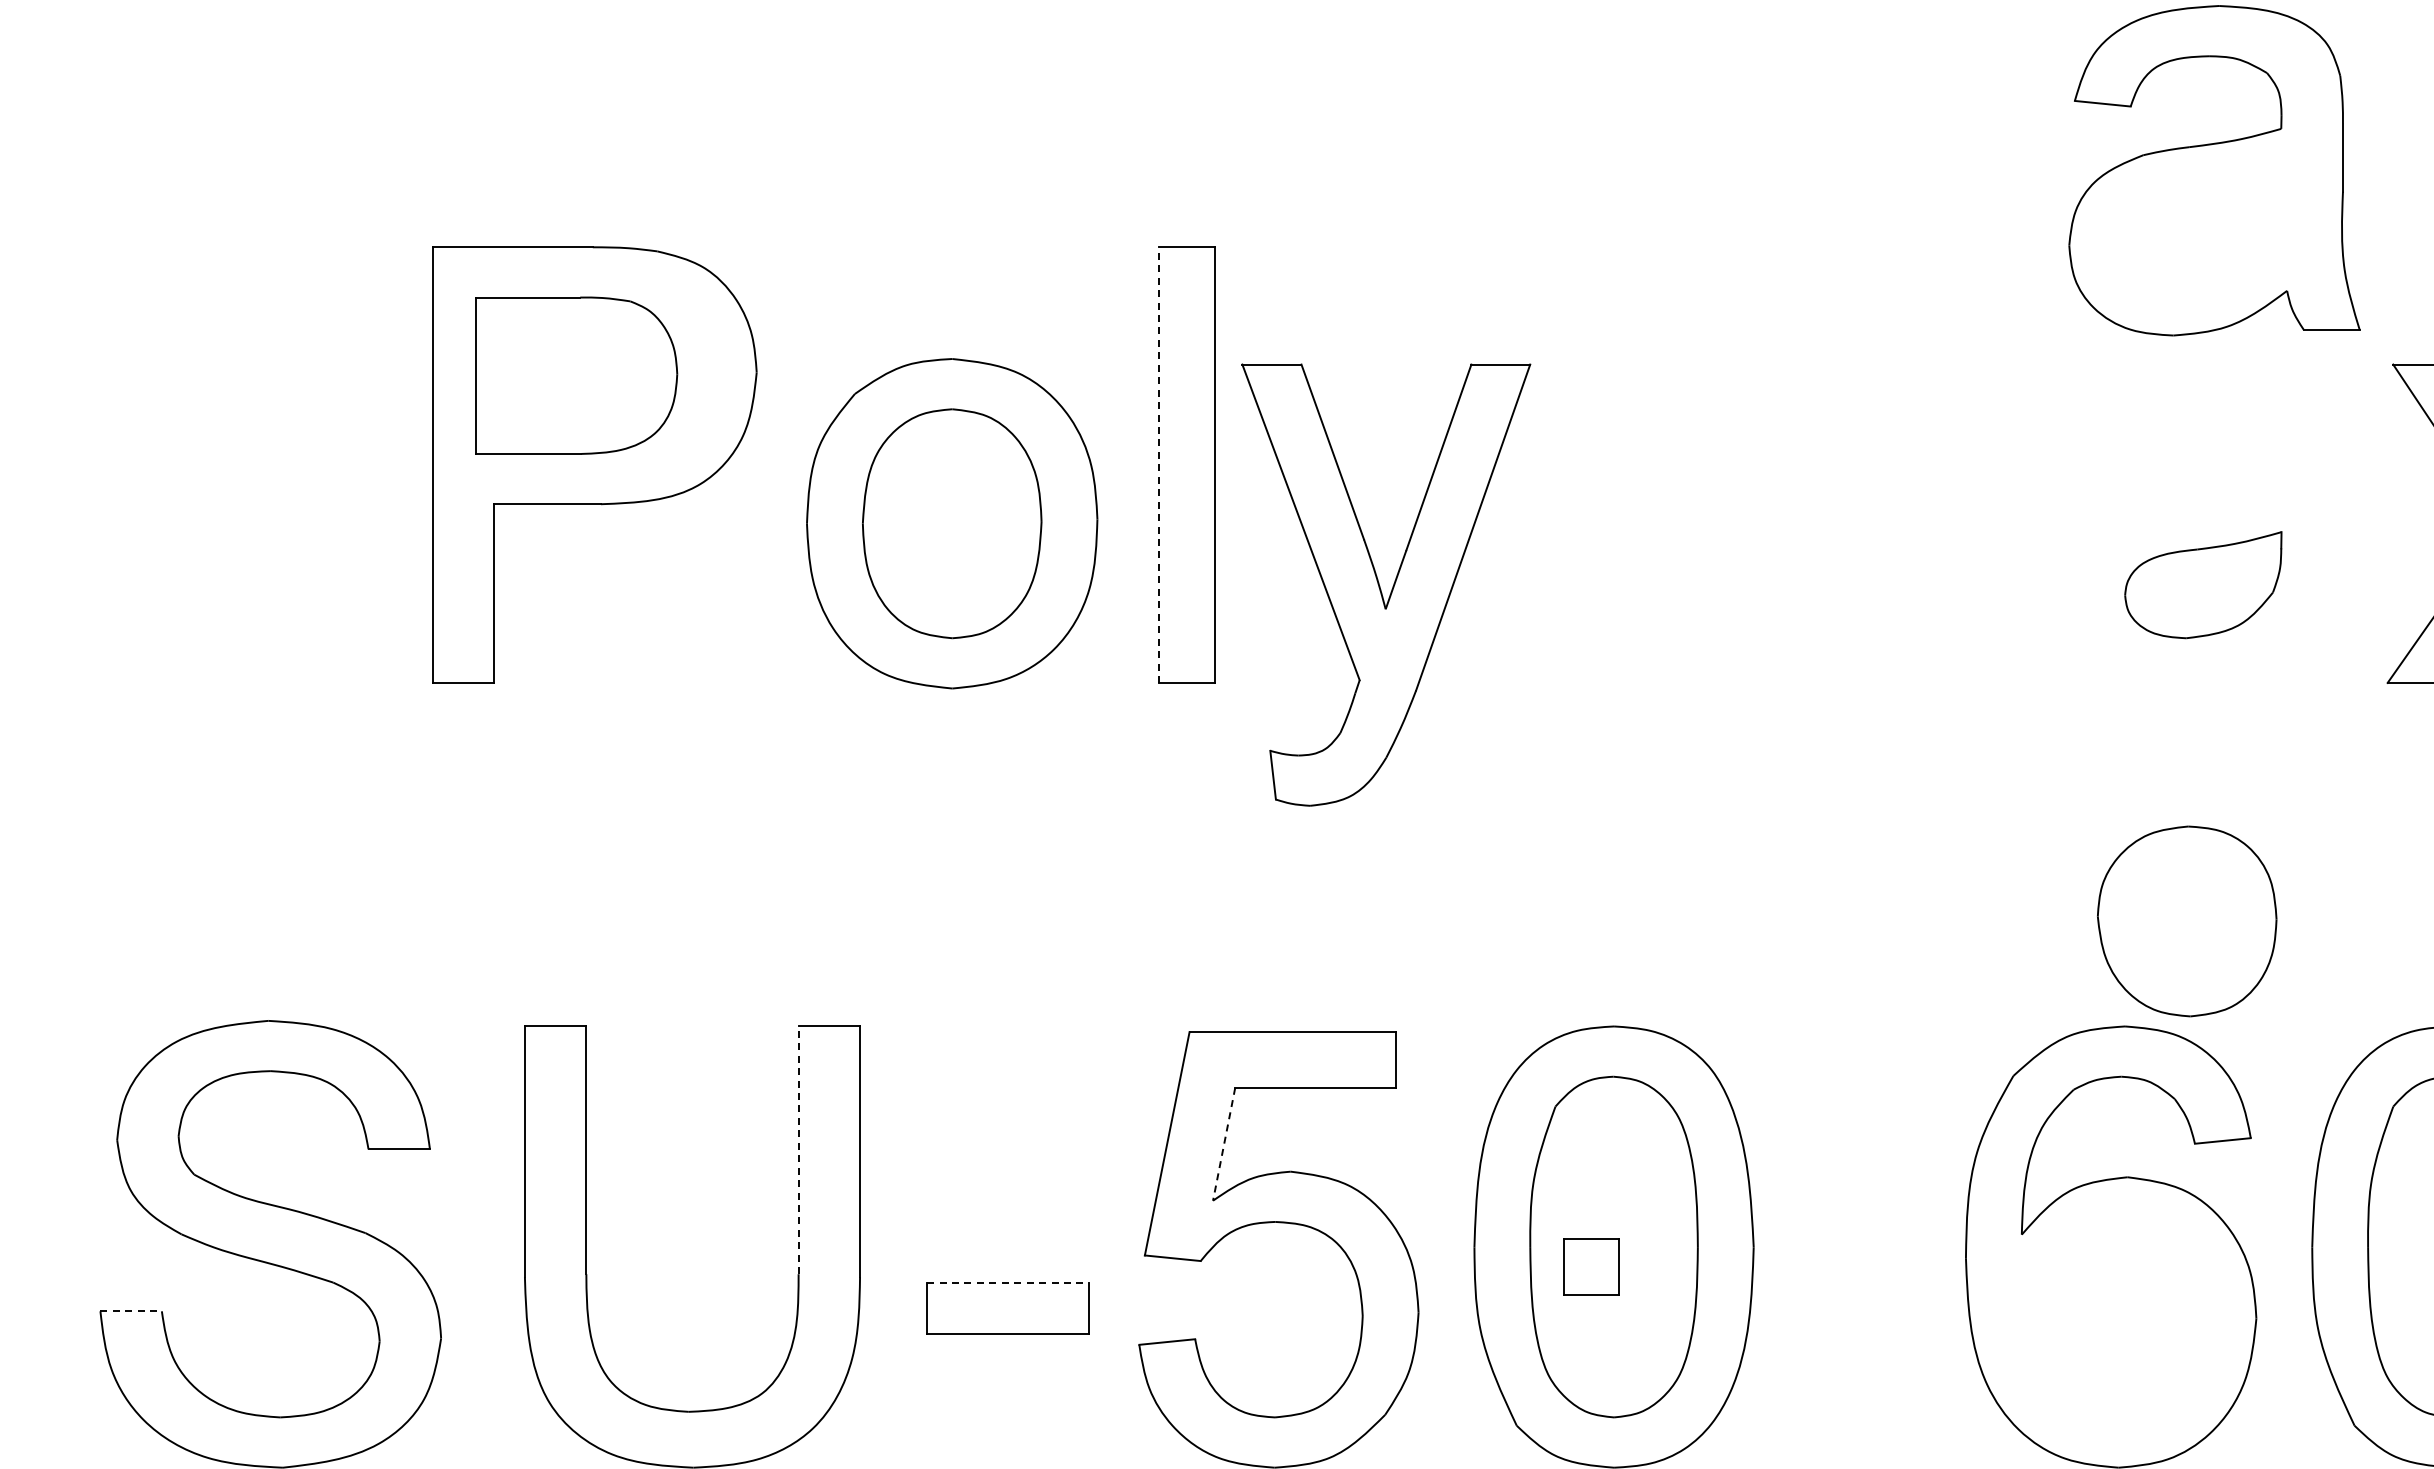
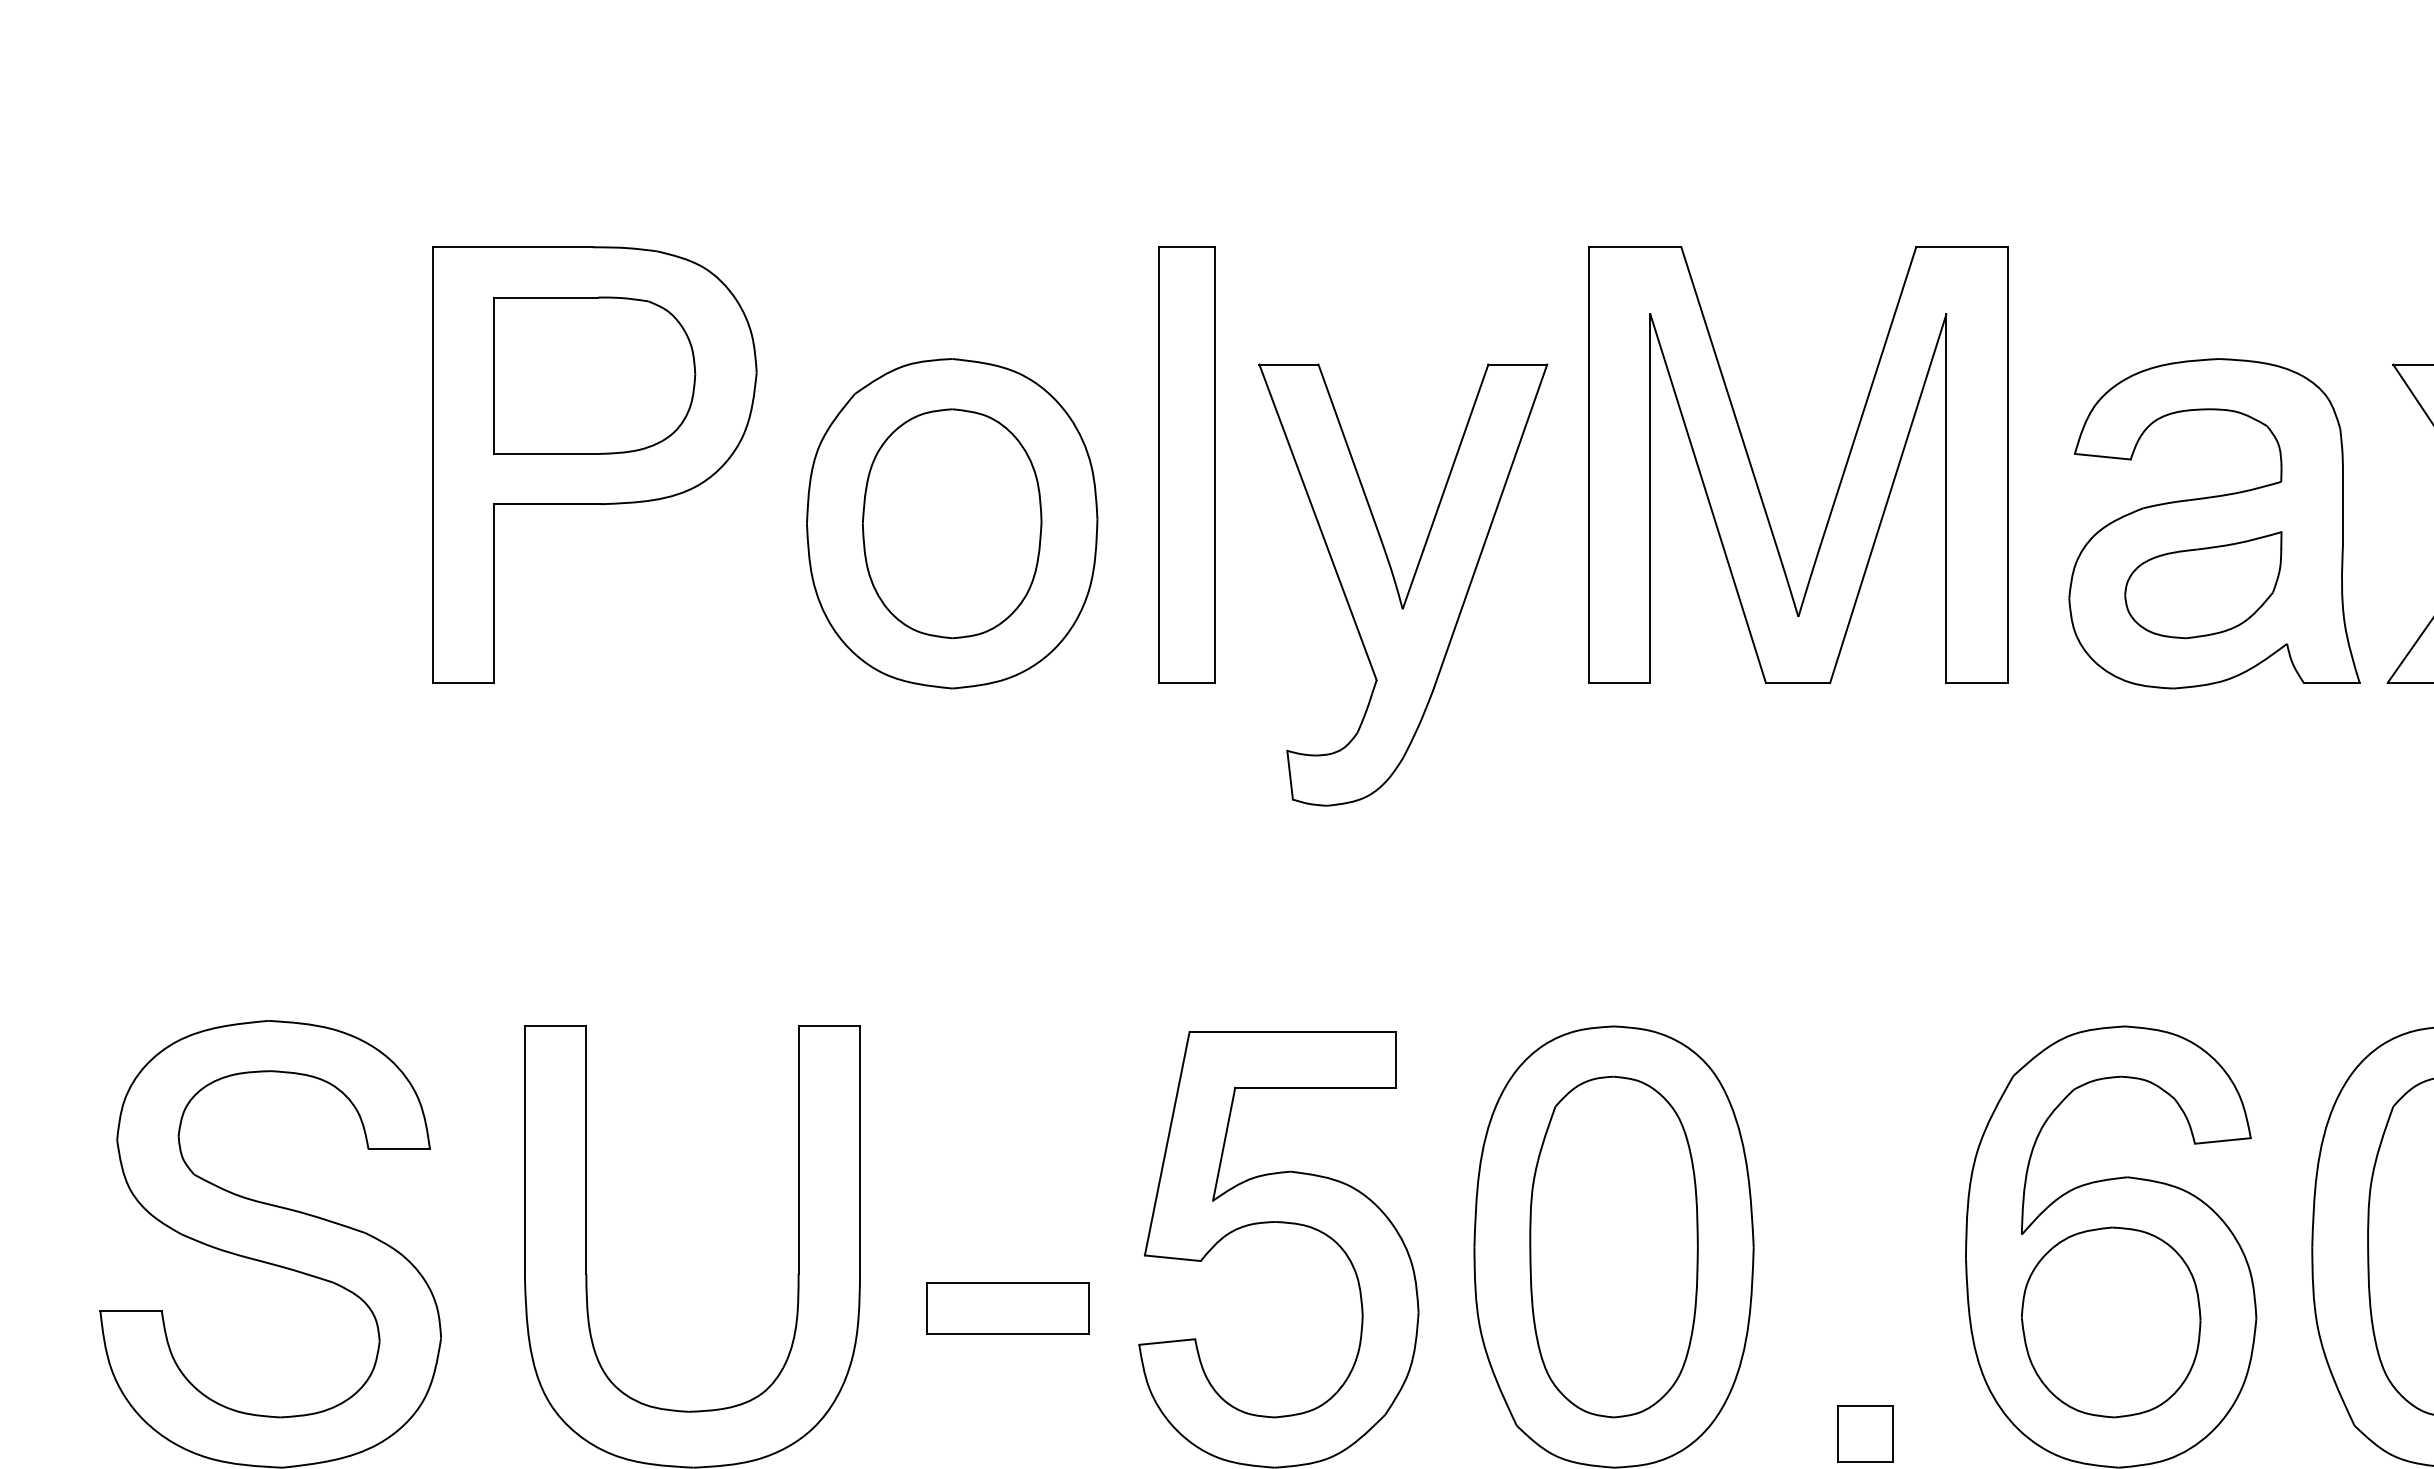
part position: (2214, 170) -> (2214, 523) (2214, 523)
part position: (576, 375) -> (594, 375) (594, 375)
line: dashed -> solid (1158, 465)
part: none -> present (1756, 479)
part position: (1380, 586) -> (1397, 586) (1397, 586)
part position: (2187, 921) -> (2111, 1322) (2111, 1322)
line: dashed -> solid (1224, 1144)
line: dashed -> solid (798, 1150)
part position: (1591, 1266) -> (1865, 1433) (1865, 1433)
line: dashed -> solid (1008, 1283)
line: dashed -> solid (131, 1311)
